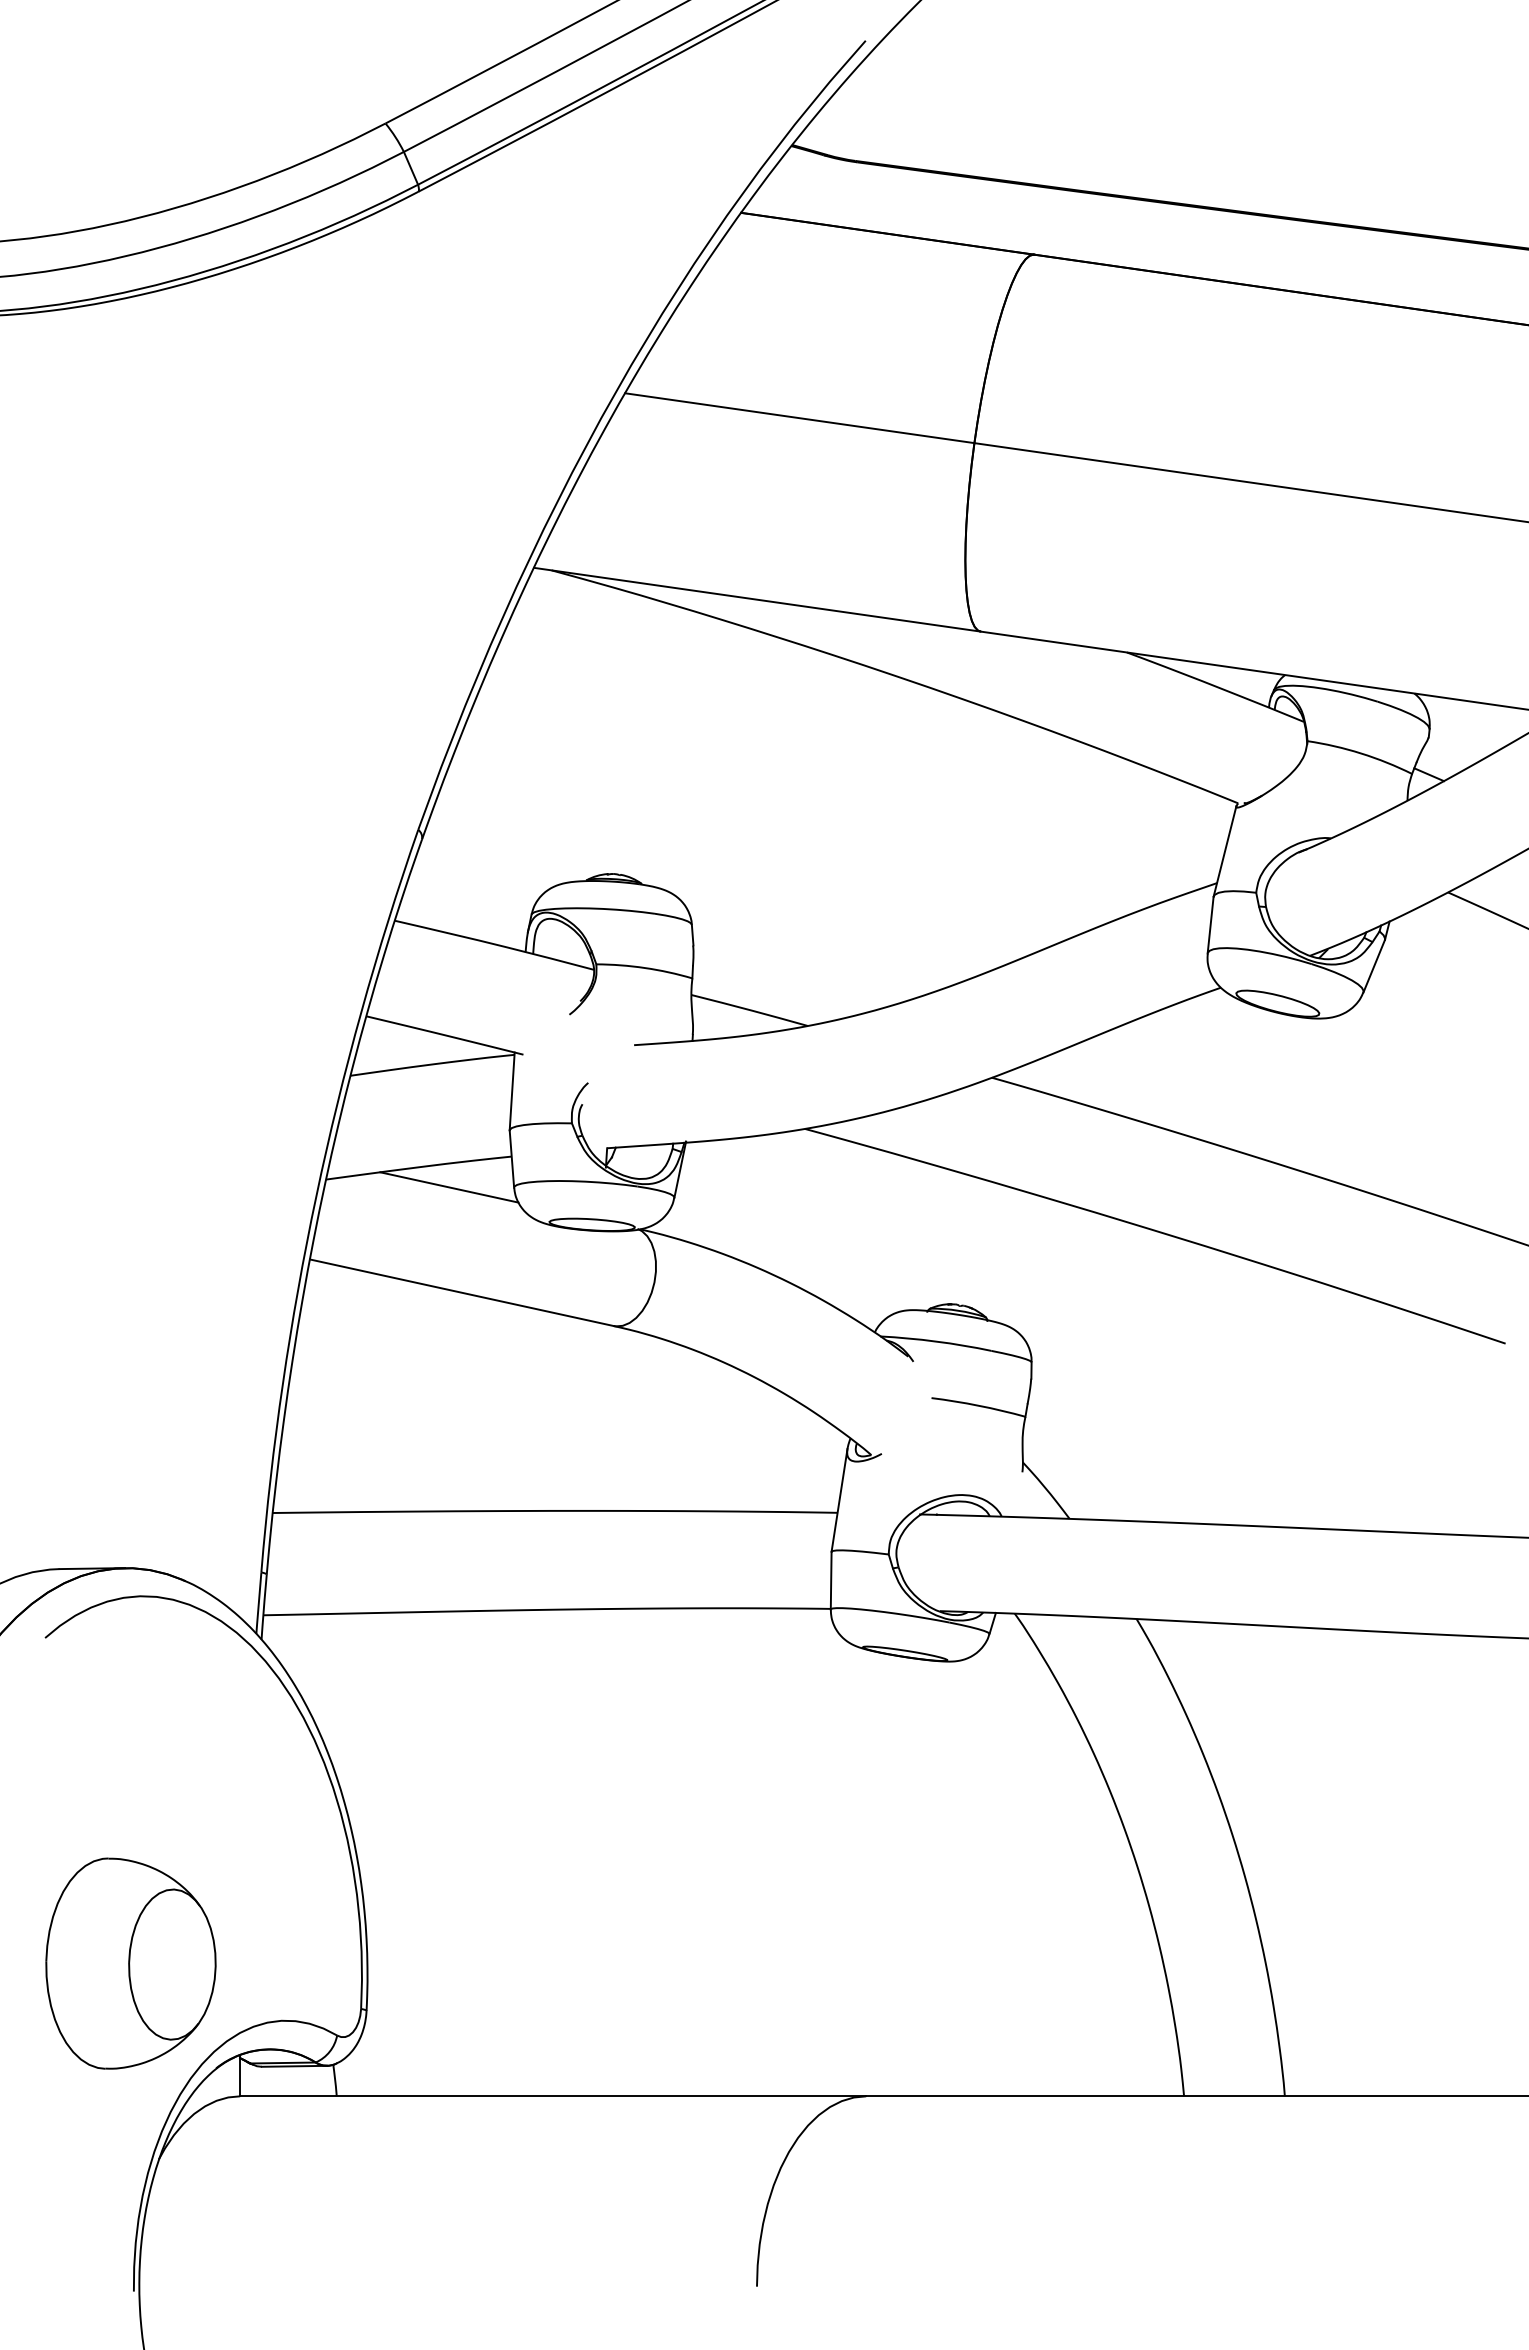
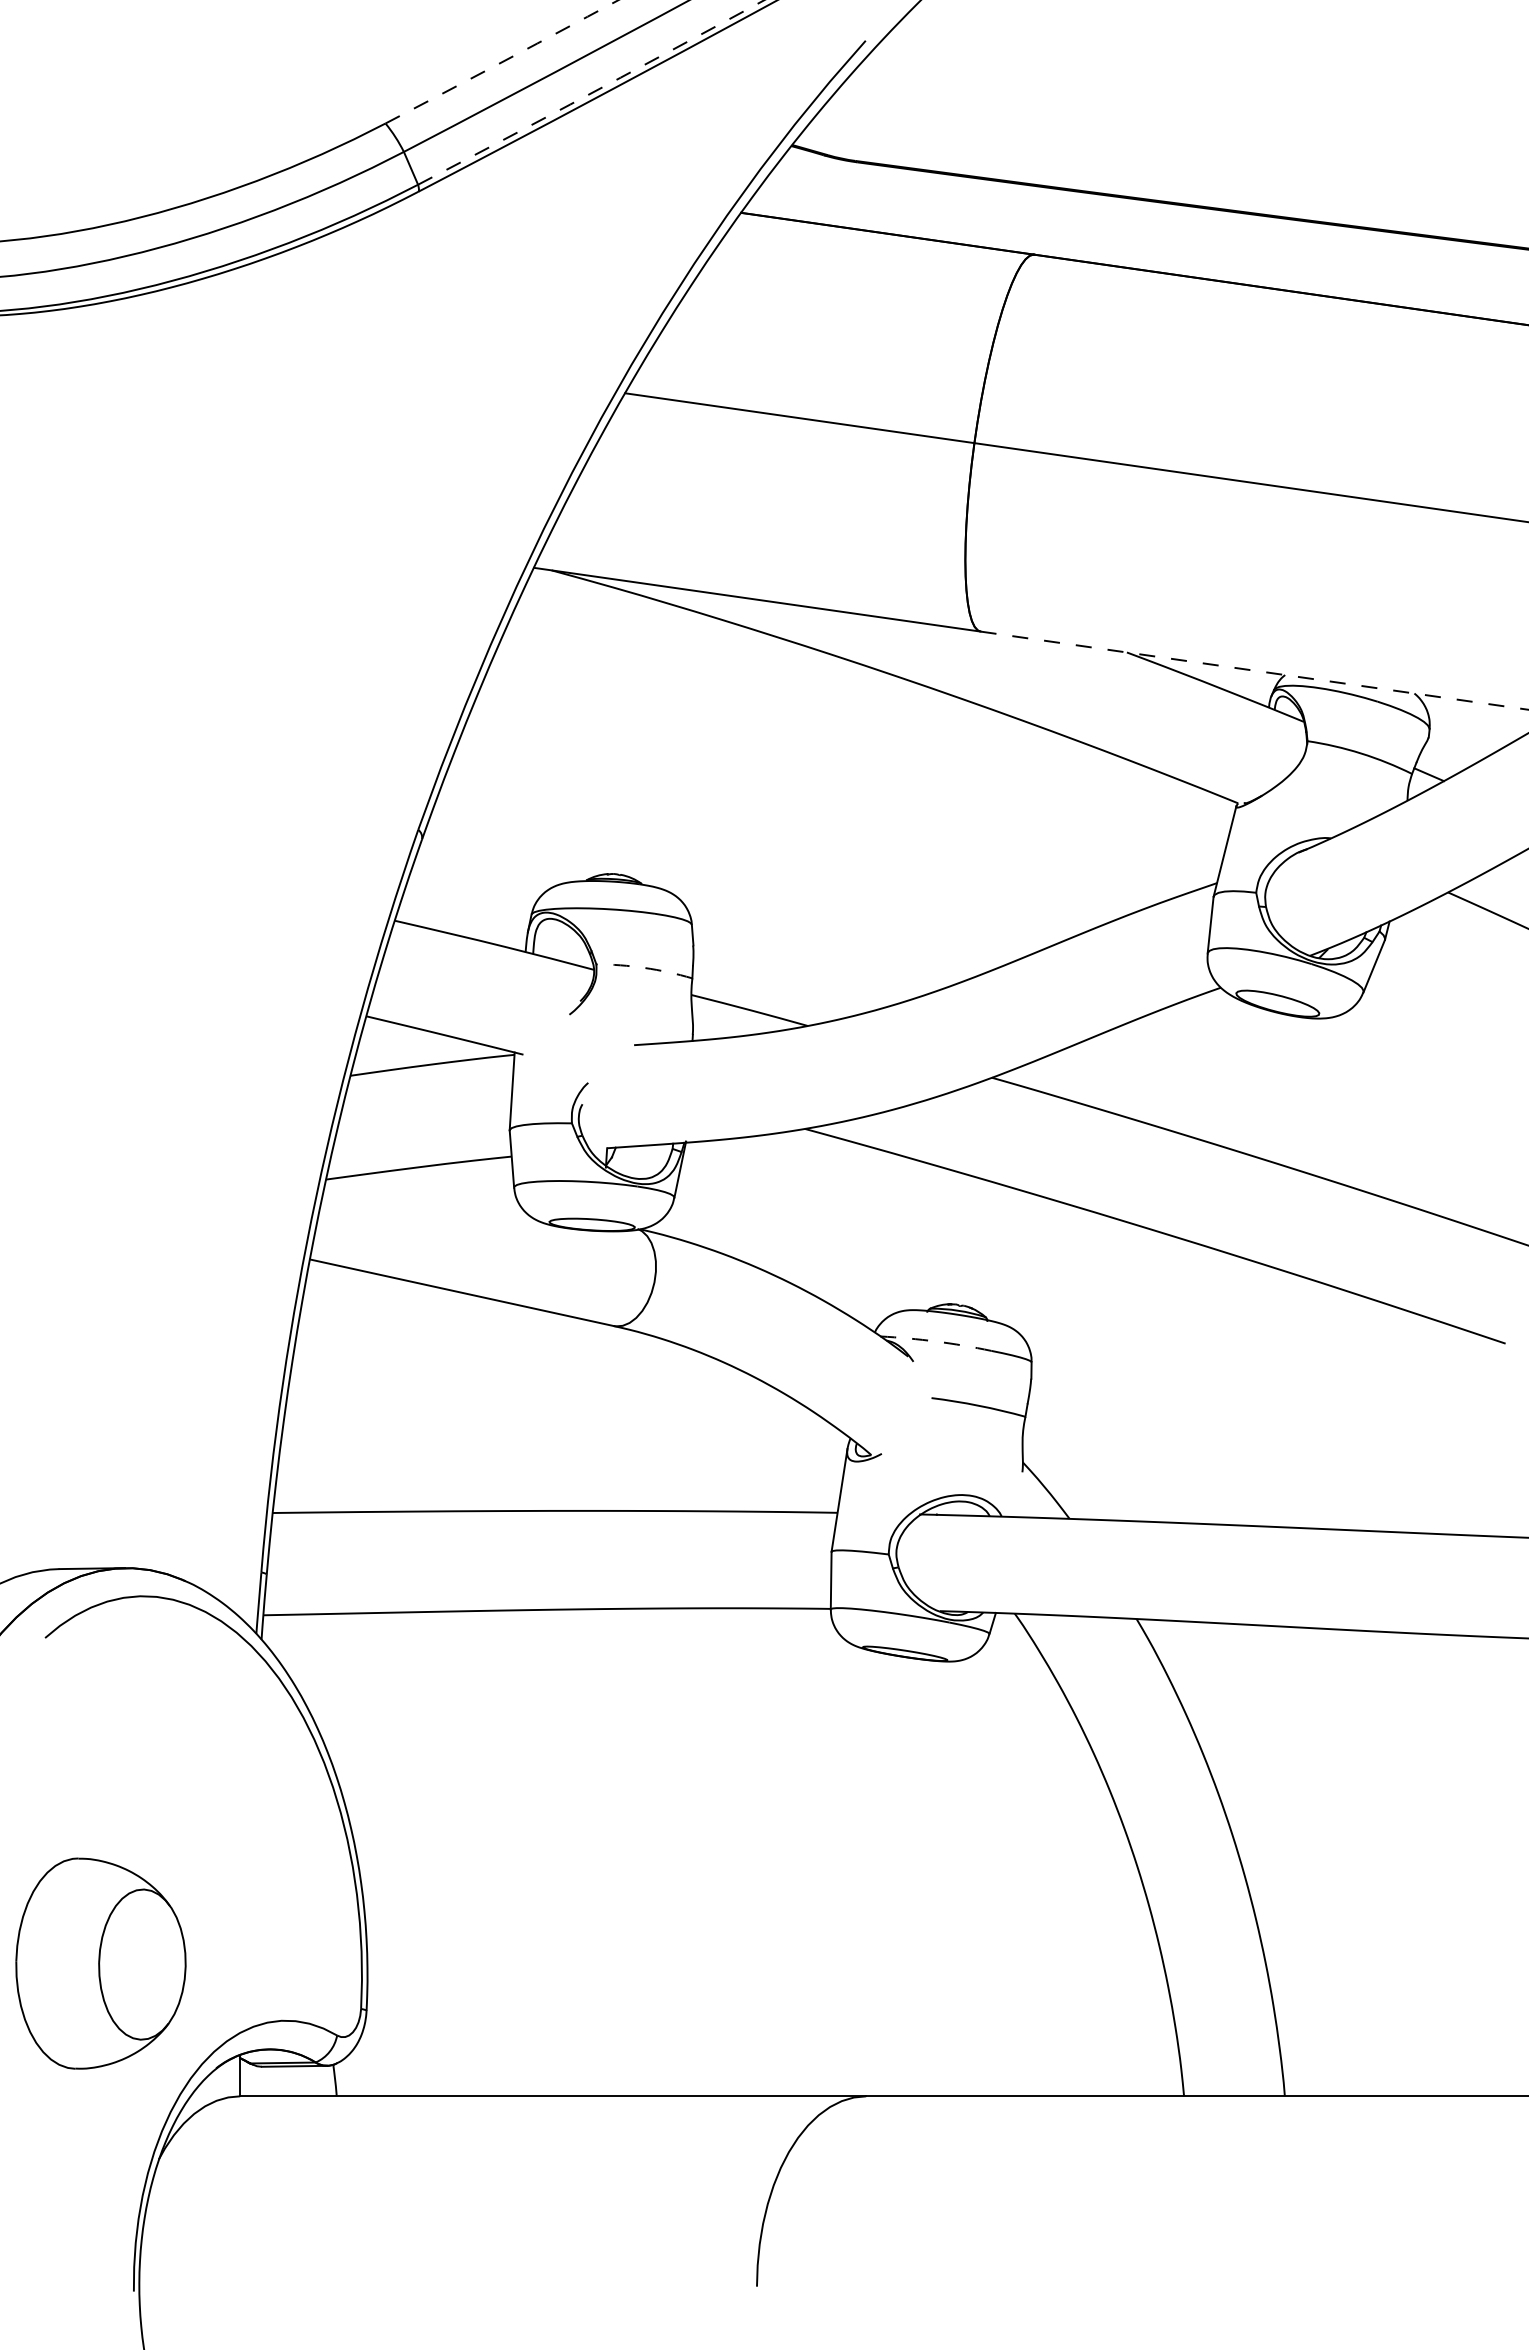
arc: solid -> dashed (502, 61)
arc: solid -> dashed (592, 92)
line: solid -> dashed (1254, 670)
arc: solid -> dashed (644, 968)
line: present -> none (449, 1187)
arc: solid -> dashed (936, 1341)
part position: (130, 1963) -> (100, 1963) (100, 1963)
